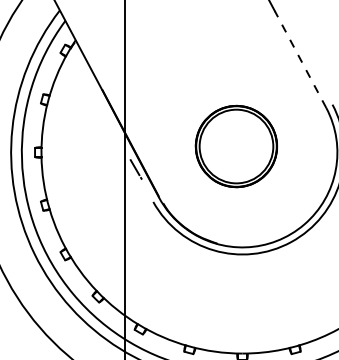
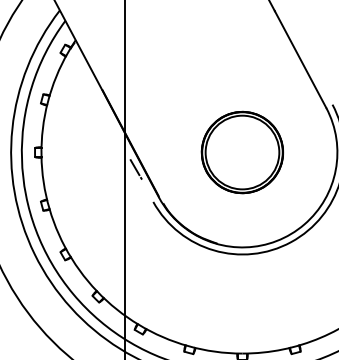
line: dashed -> solid (300, 59)
part position: (235, 146) -> (241, 152) (241, 152)
